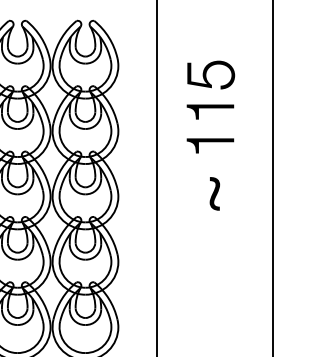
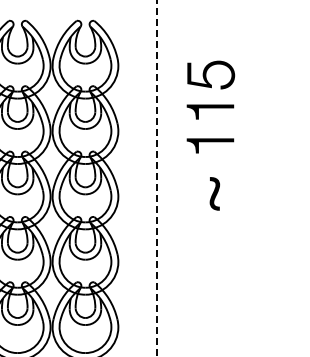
line: present -> none (272, 177)
line: solid -> dashed (157, 178)
